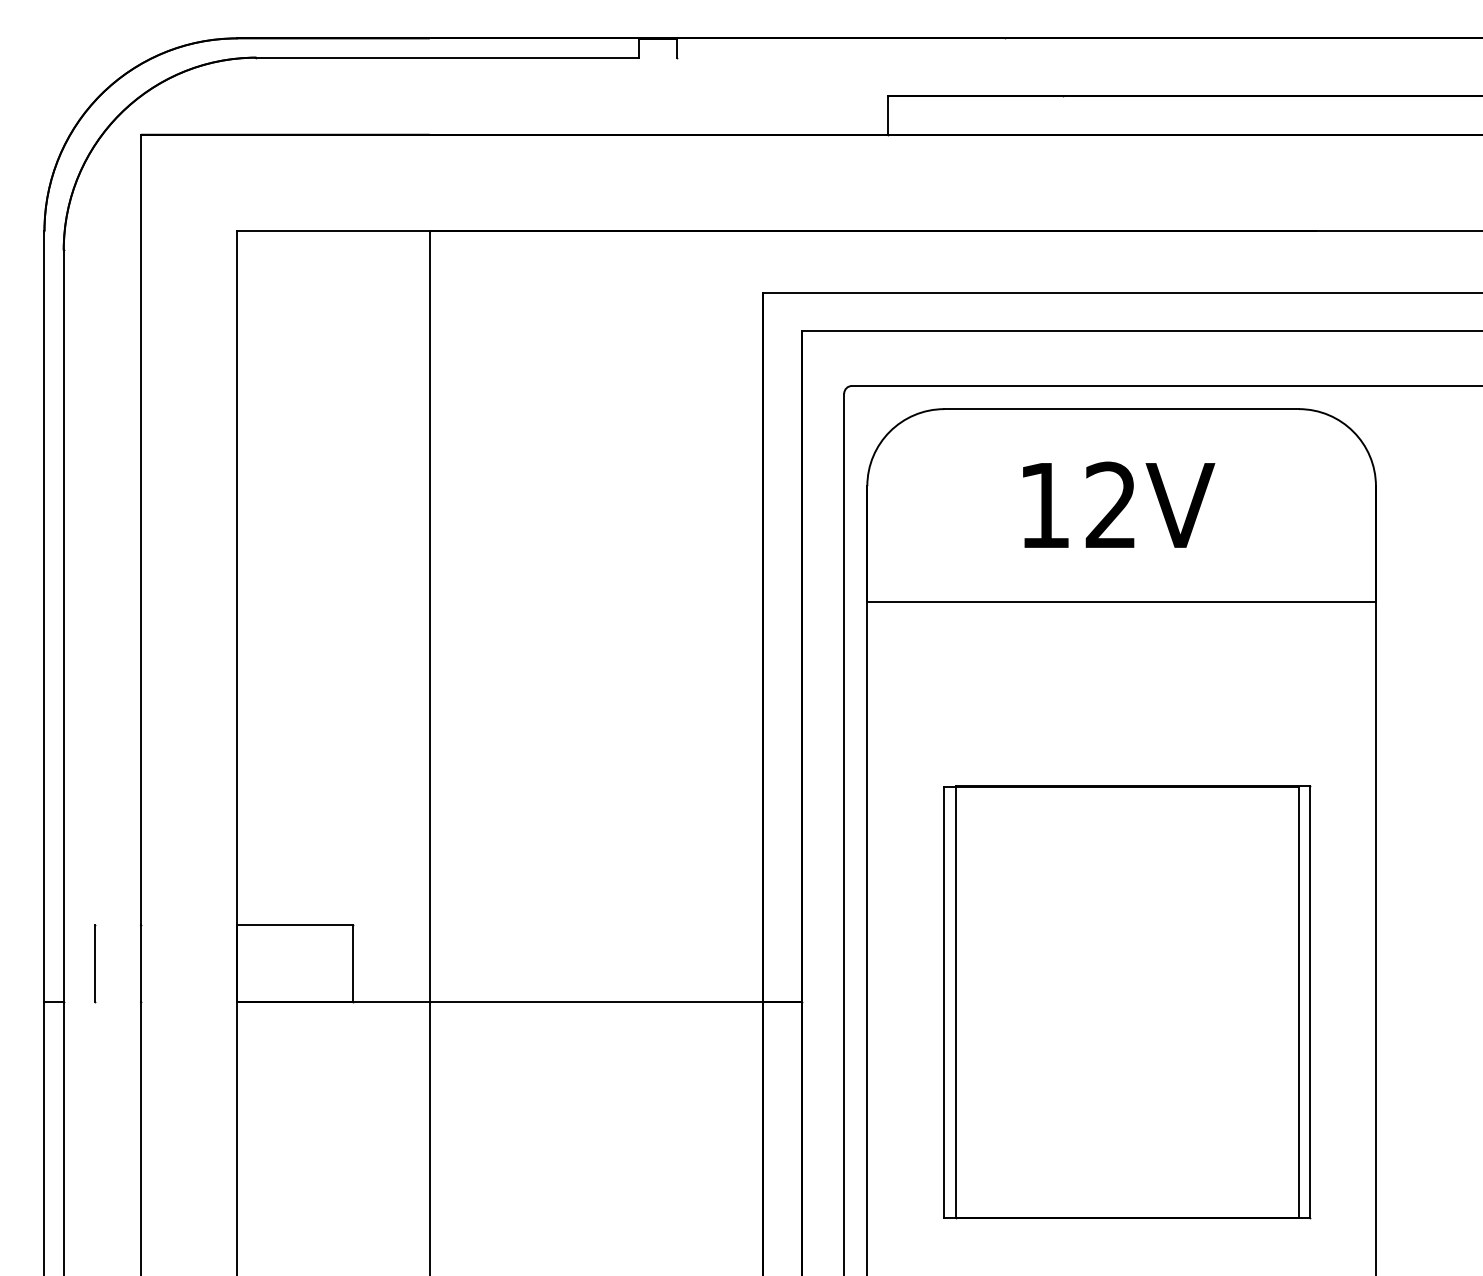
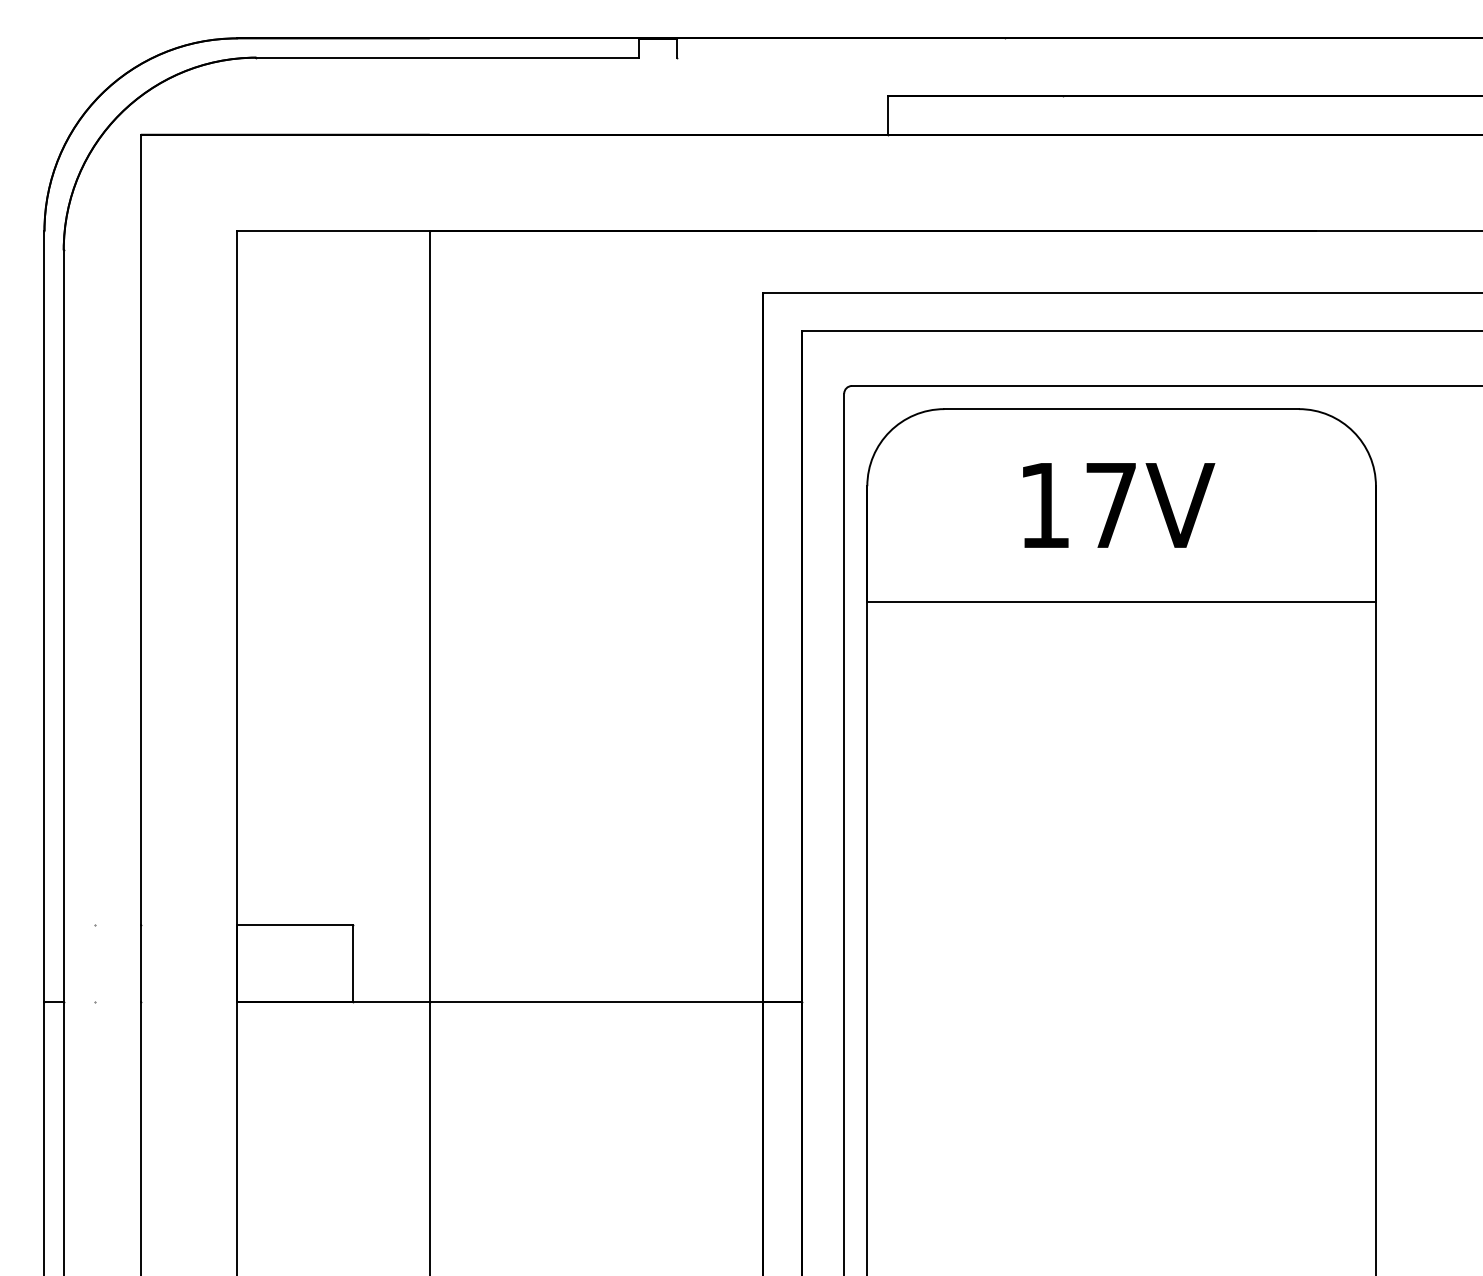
text: 12V -> 17V (1110, 504)
line: present -> none (94, 962)
part: present -> none (1127, 1002)
